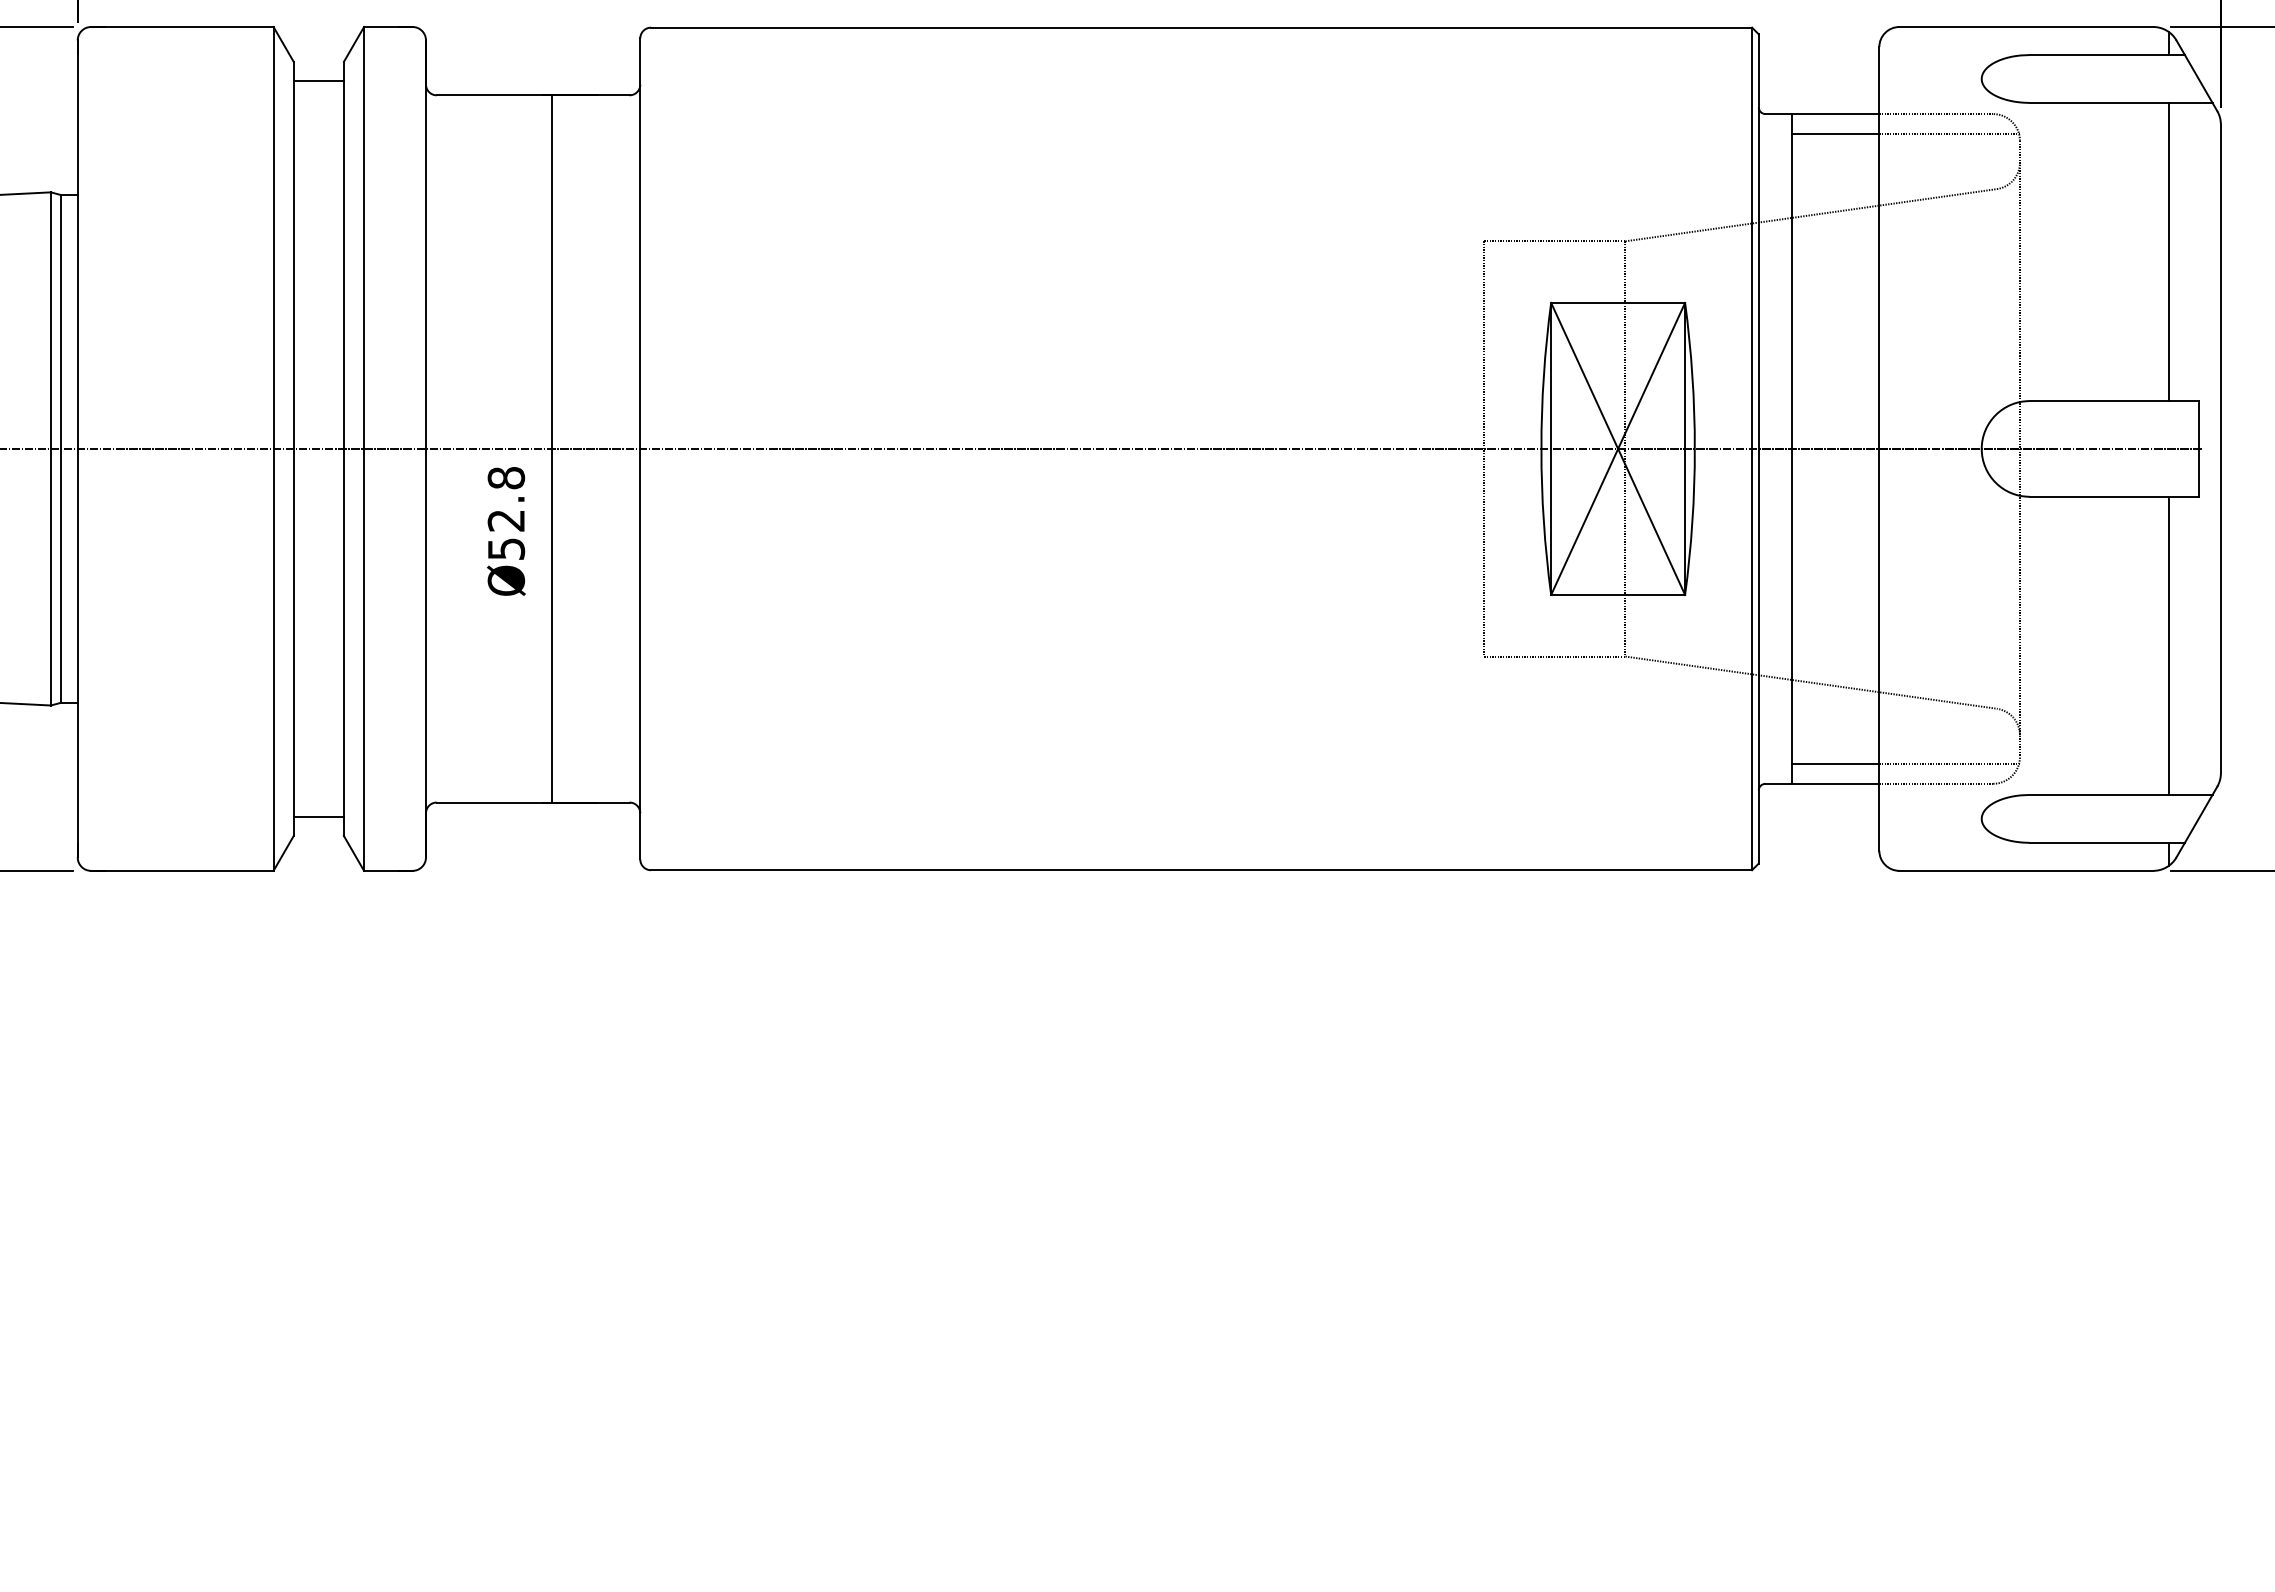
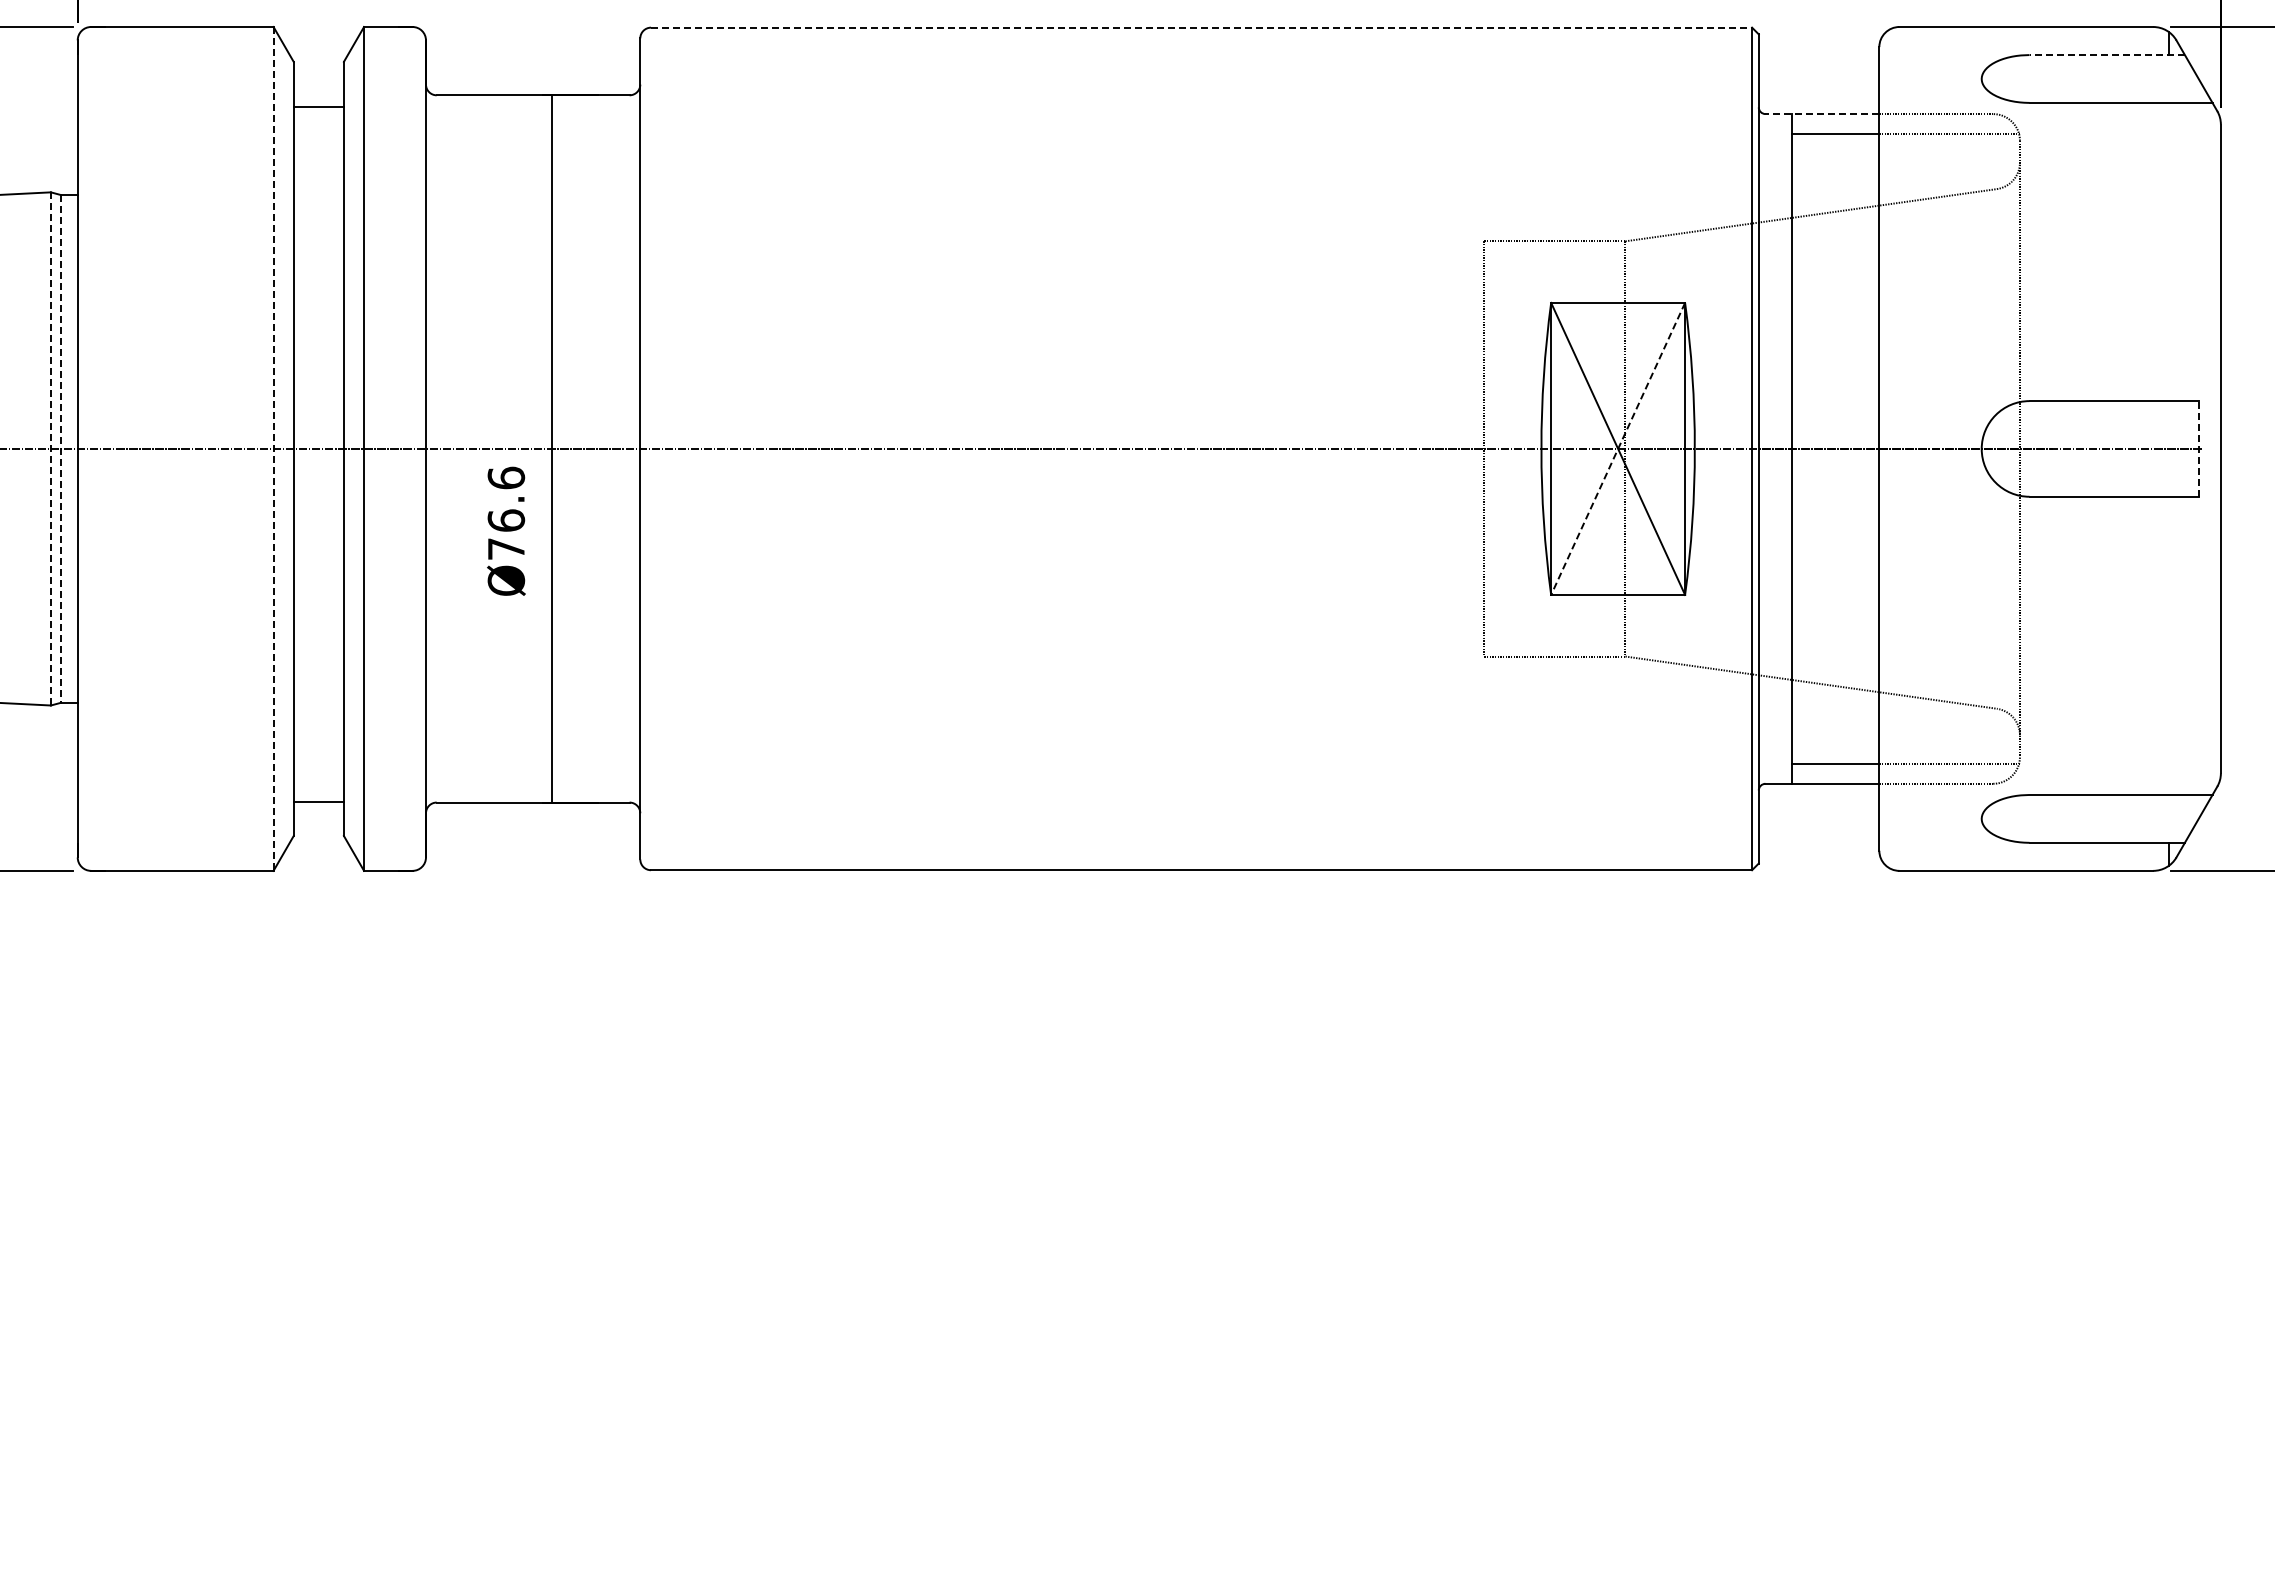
line: solid -> dashed (1201, 27)
line: solid -> dashed (2107, 55)
line position: (318, 80) -> (318, 106) (318, 106)
line: solid -> dashed (1822, 114)
line: present -> none (2168, 251)
line: solid -> dashed (50, 448)
line: solid -> dashed (60, 448)
line: solid -> dashed (273, 448)
line: solid -> dashed (1618, 448)
line: solid -> dashed (2198, 448)
text: Ø52.8 -> Ø76.6 (506, 512)
line: present -> none (2168, 645)
line position: (318, 817) -> (318, 802) (318, 802)
